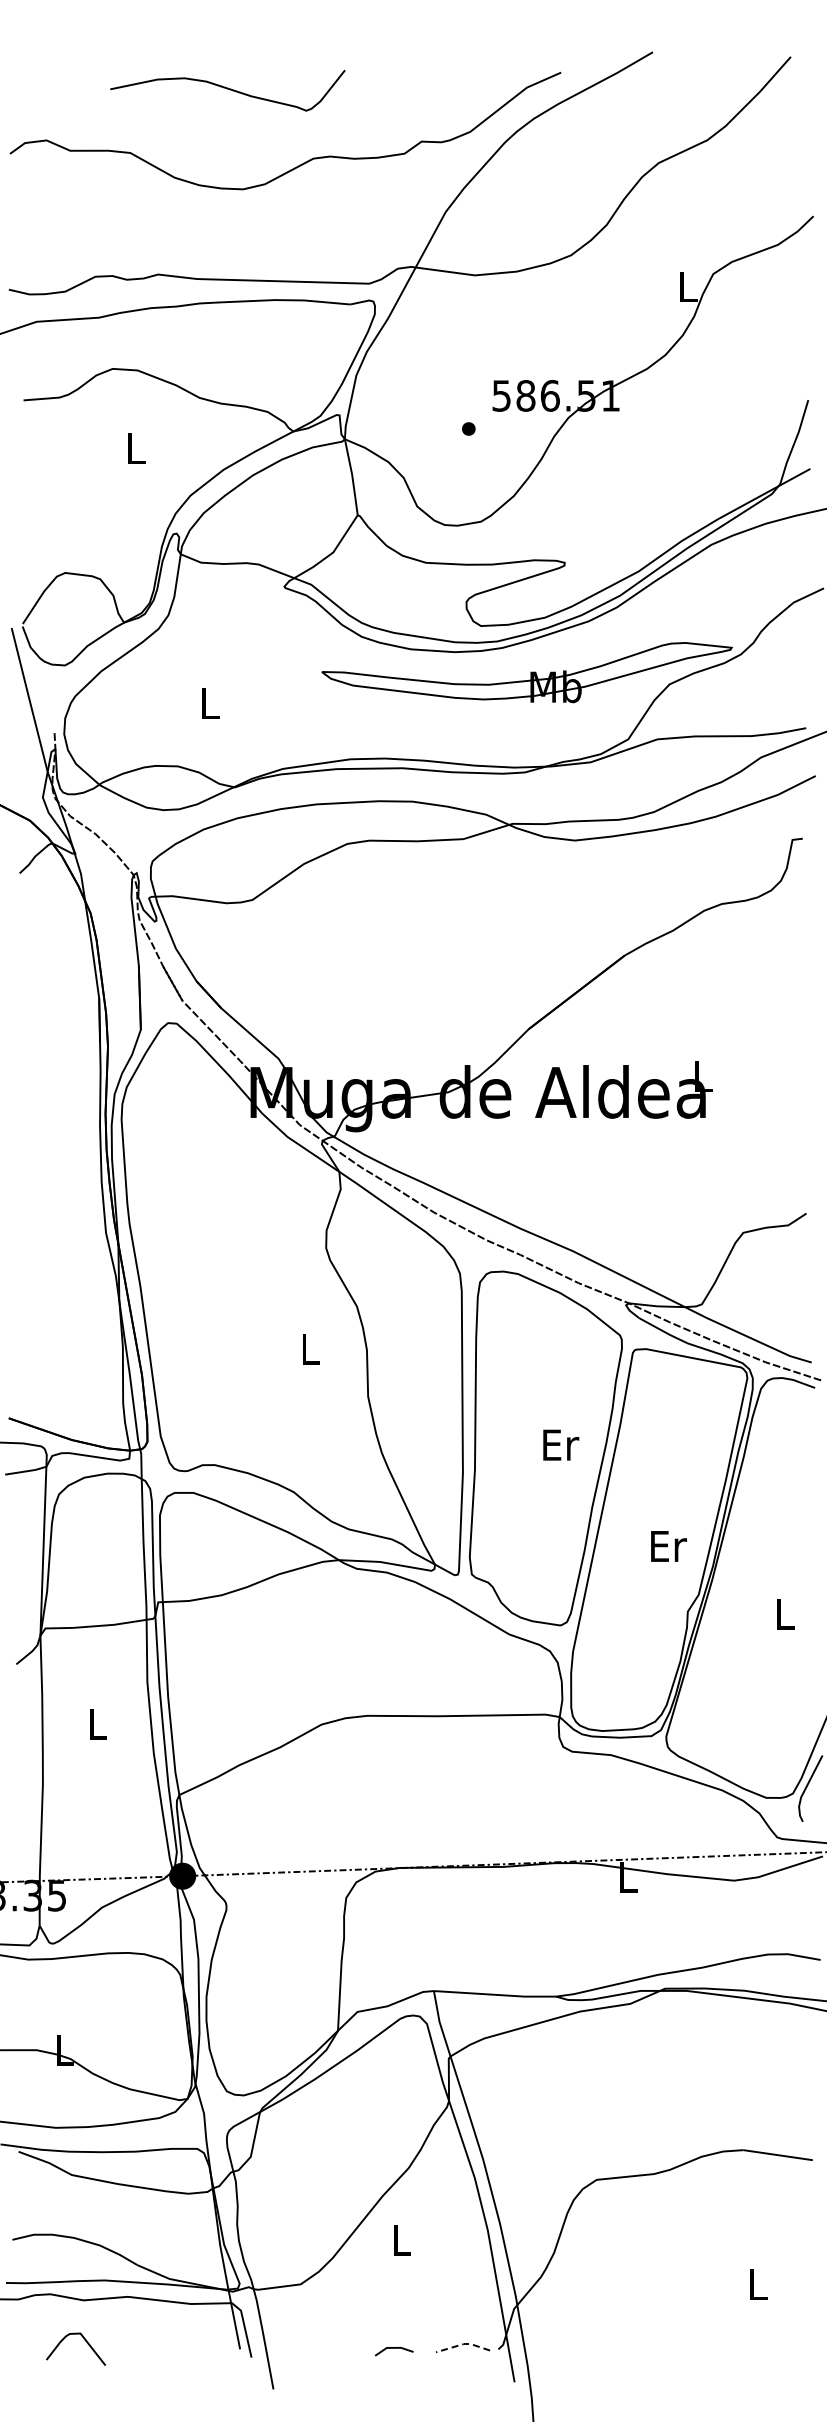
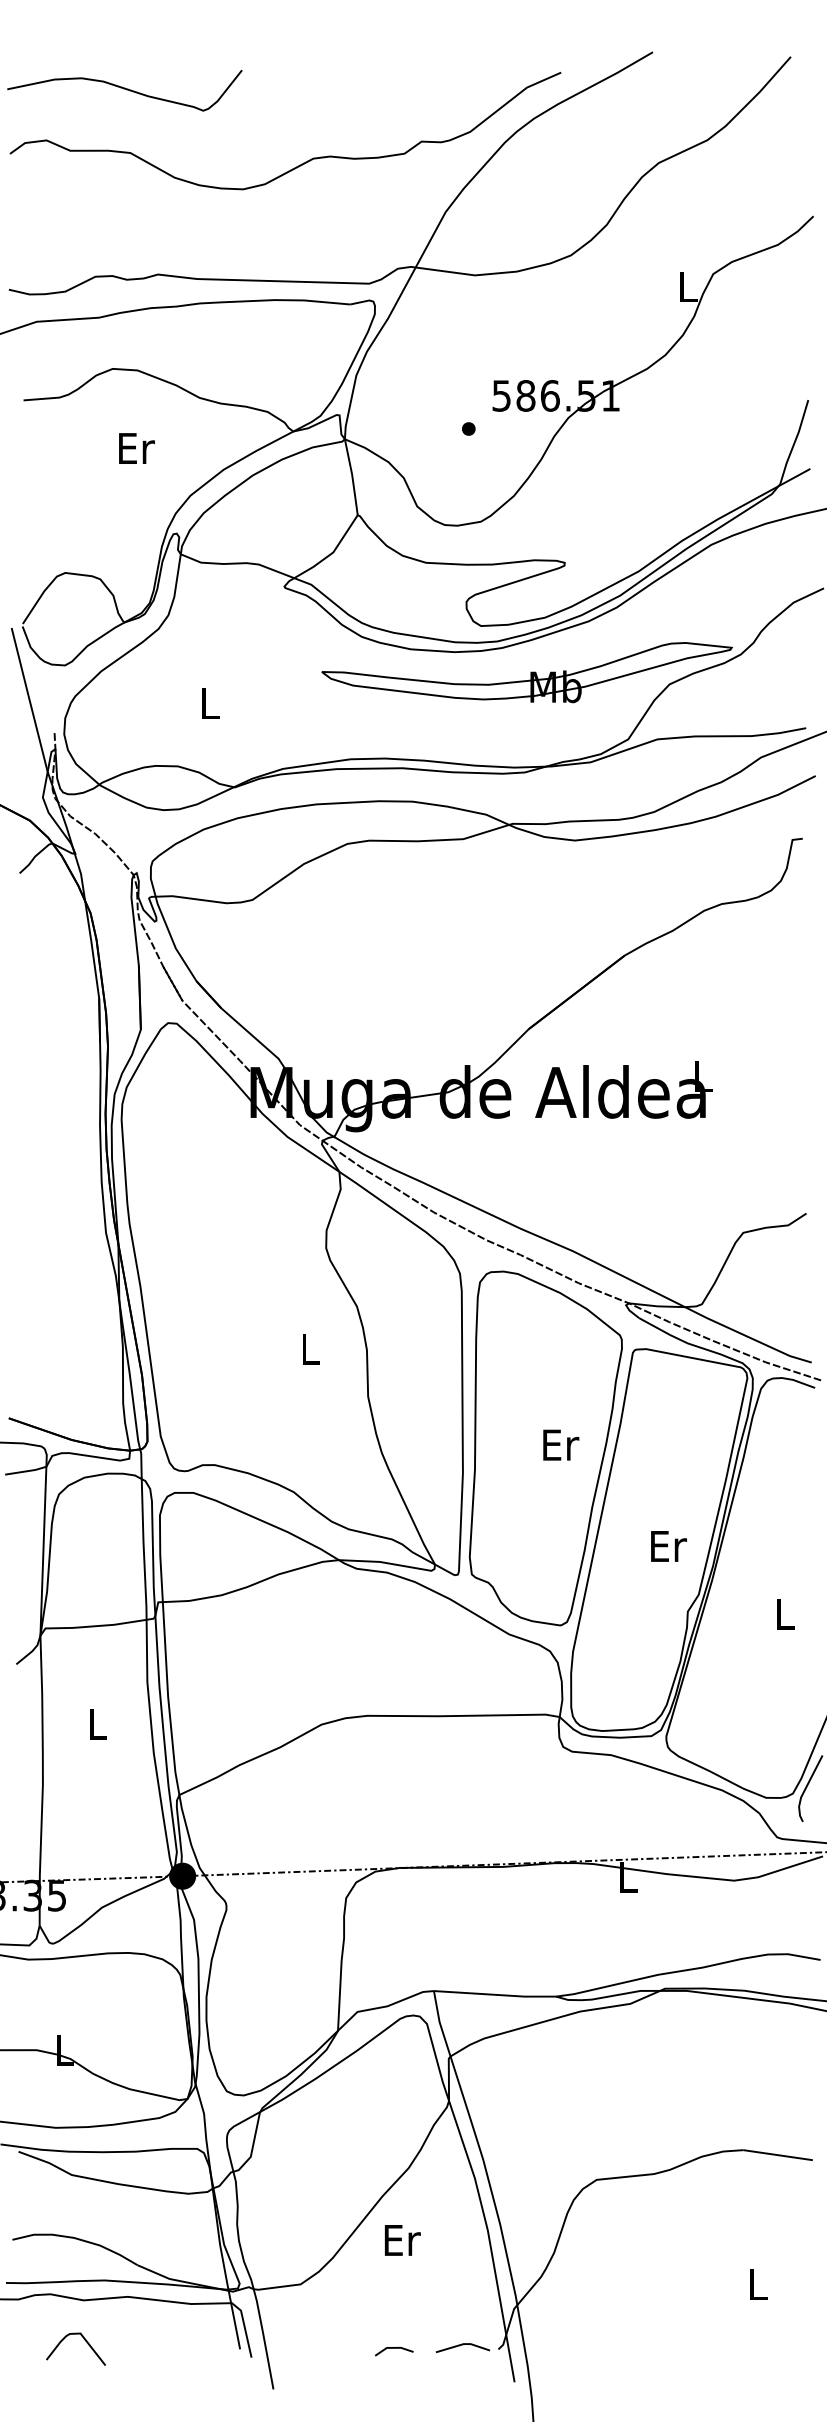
curve position: (227, 89) -> (124, 89) (124, 89)
text: L -> Er (136, 448)
text: L -> Er (402, 2240)
line: dashed -> solid (463, 2344)
